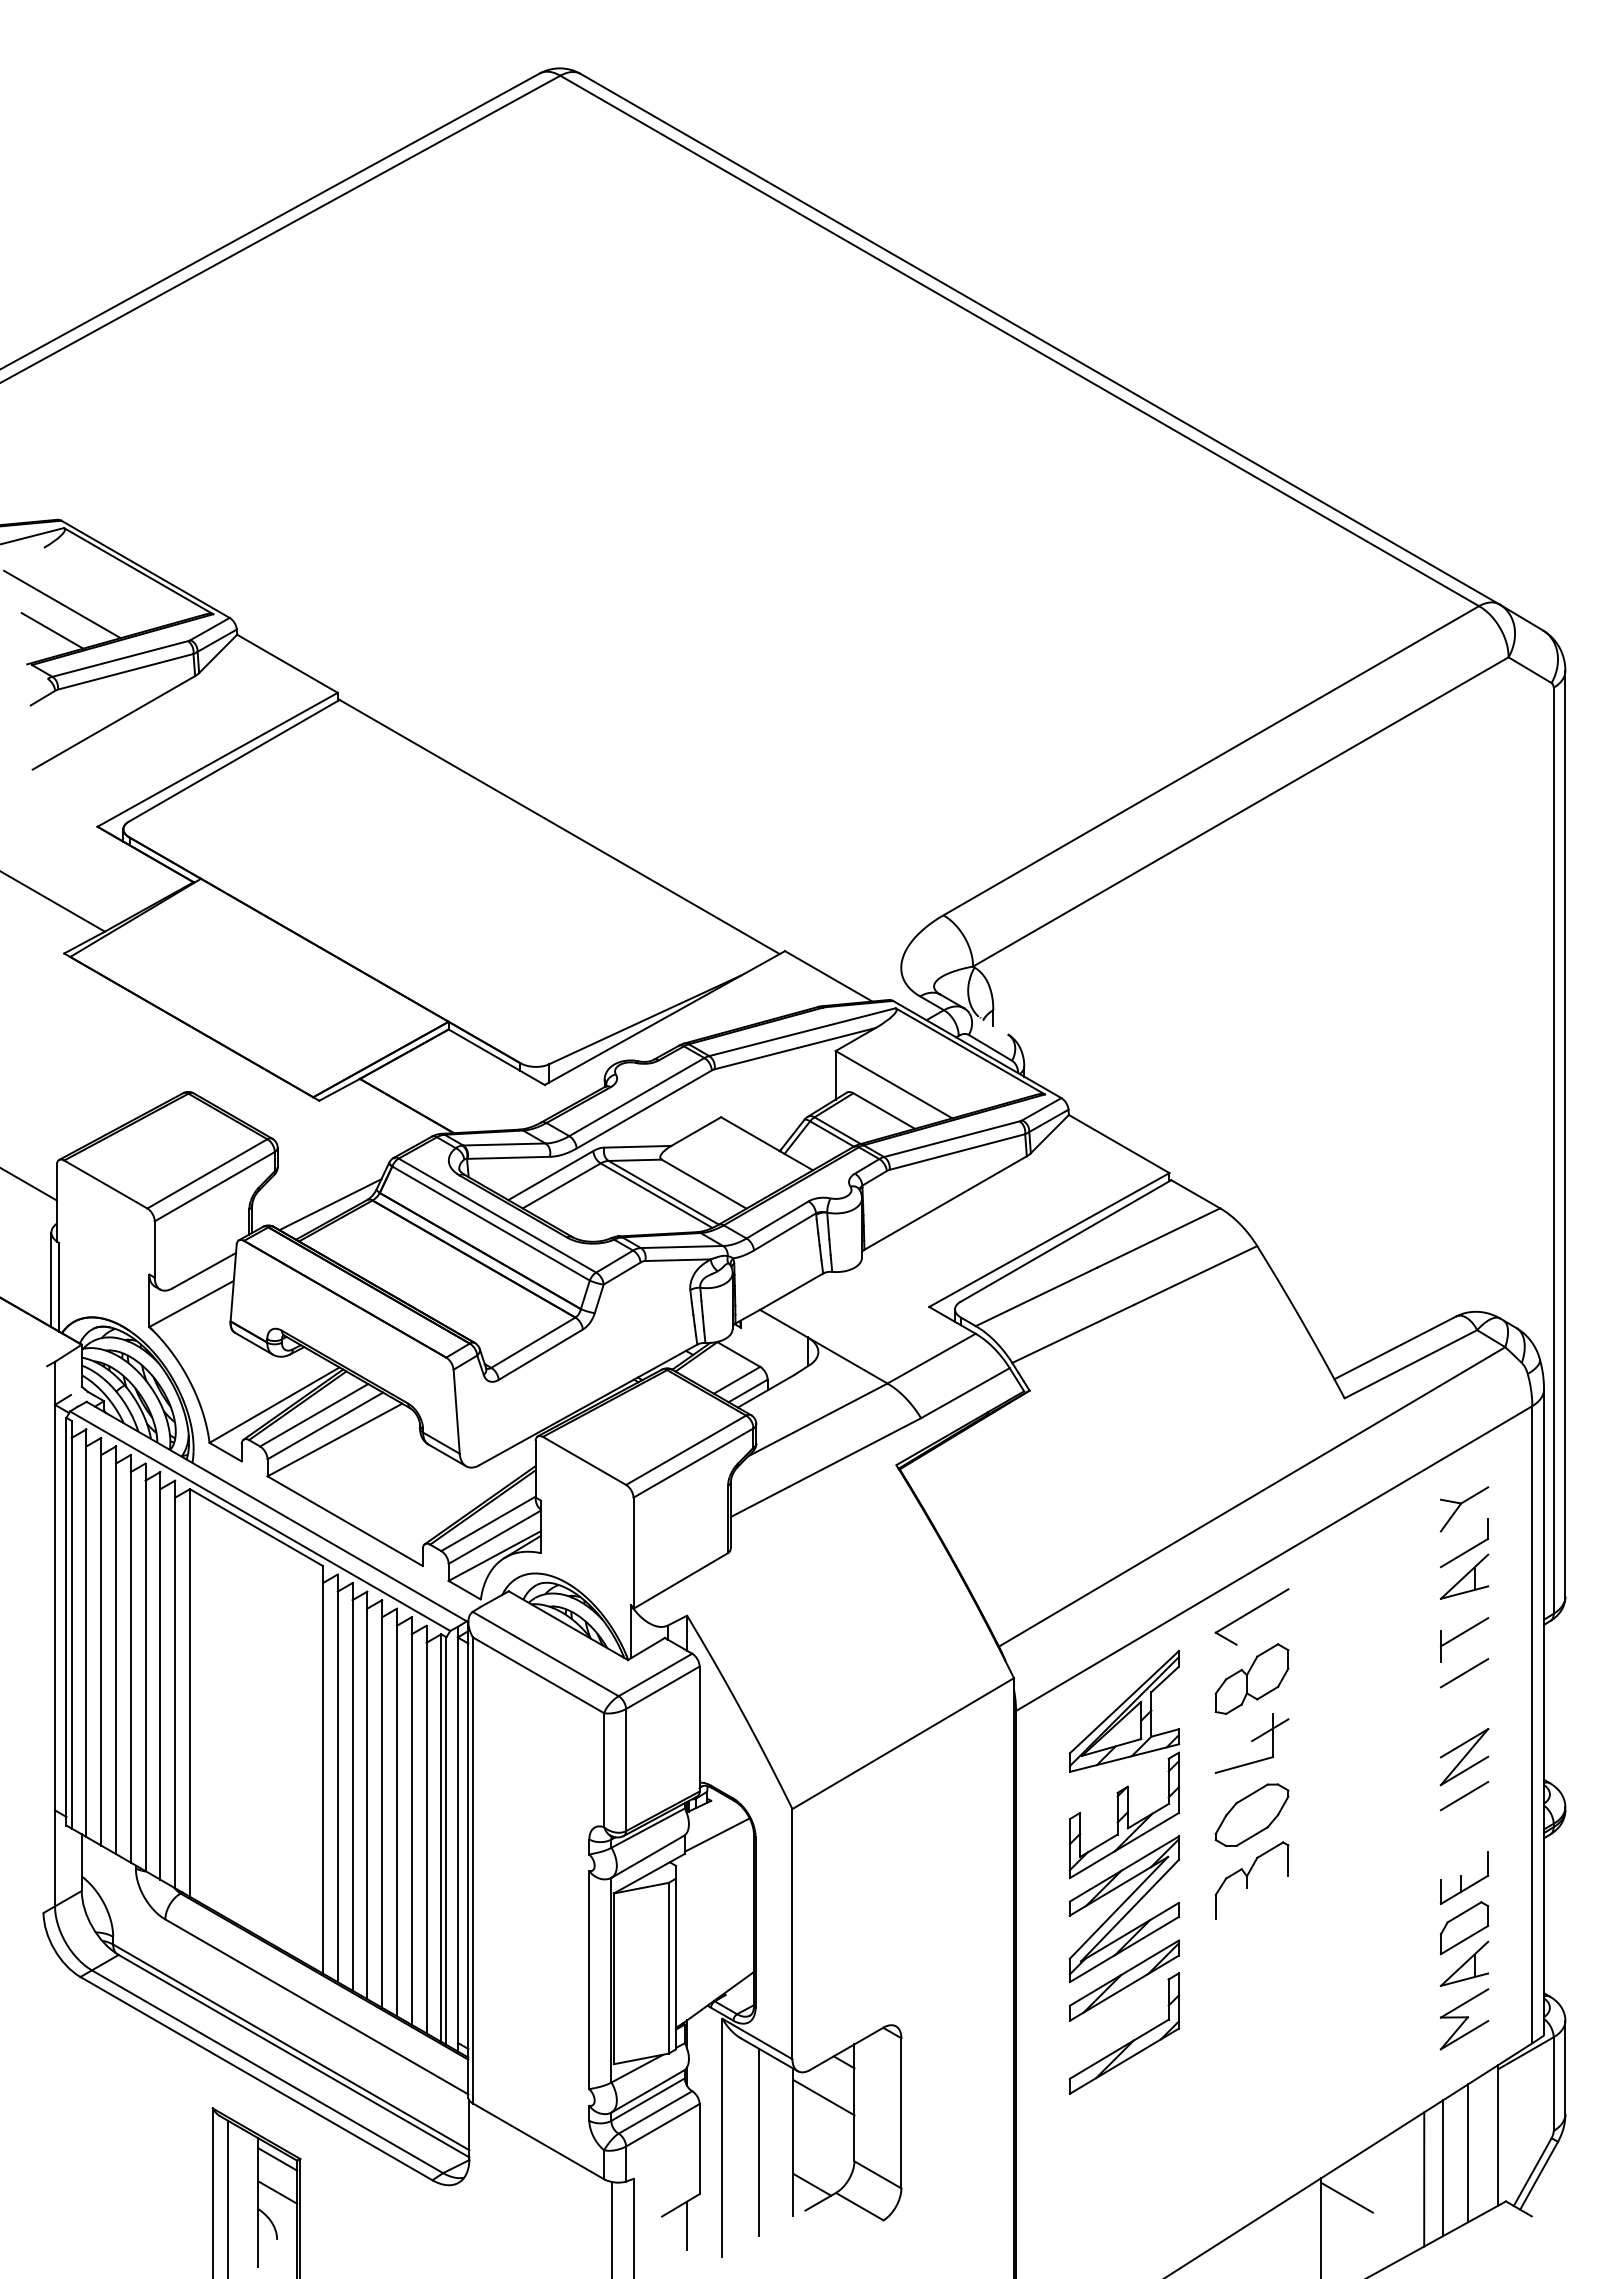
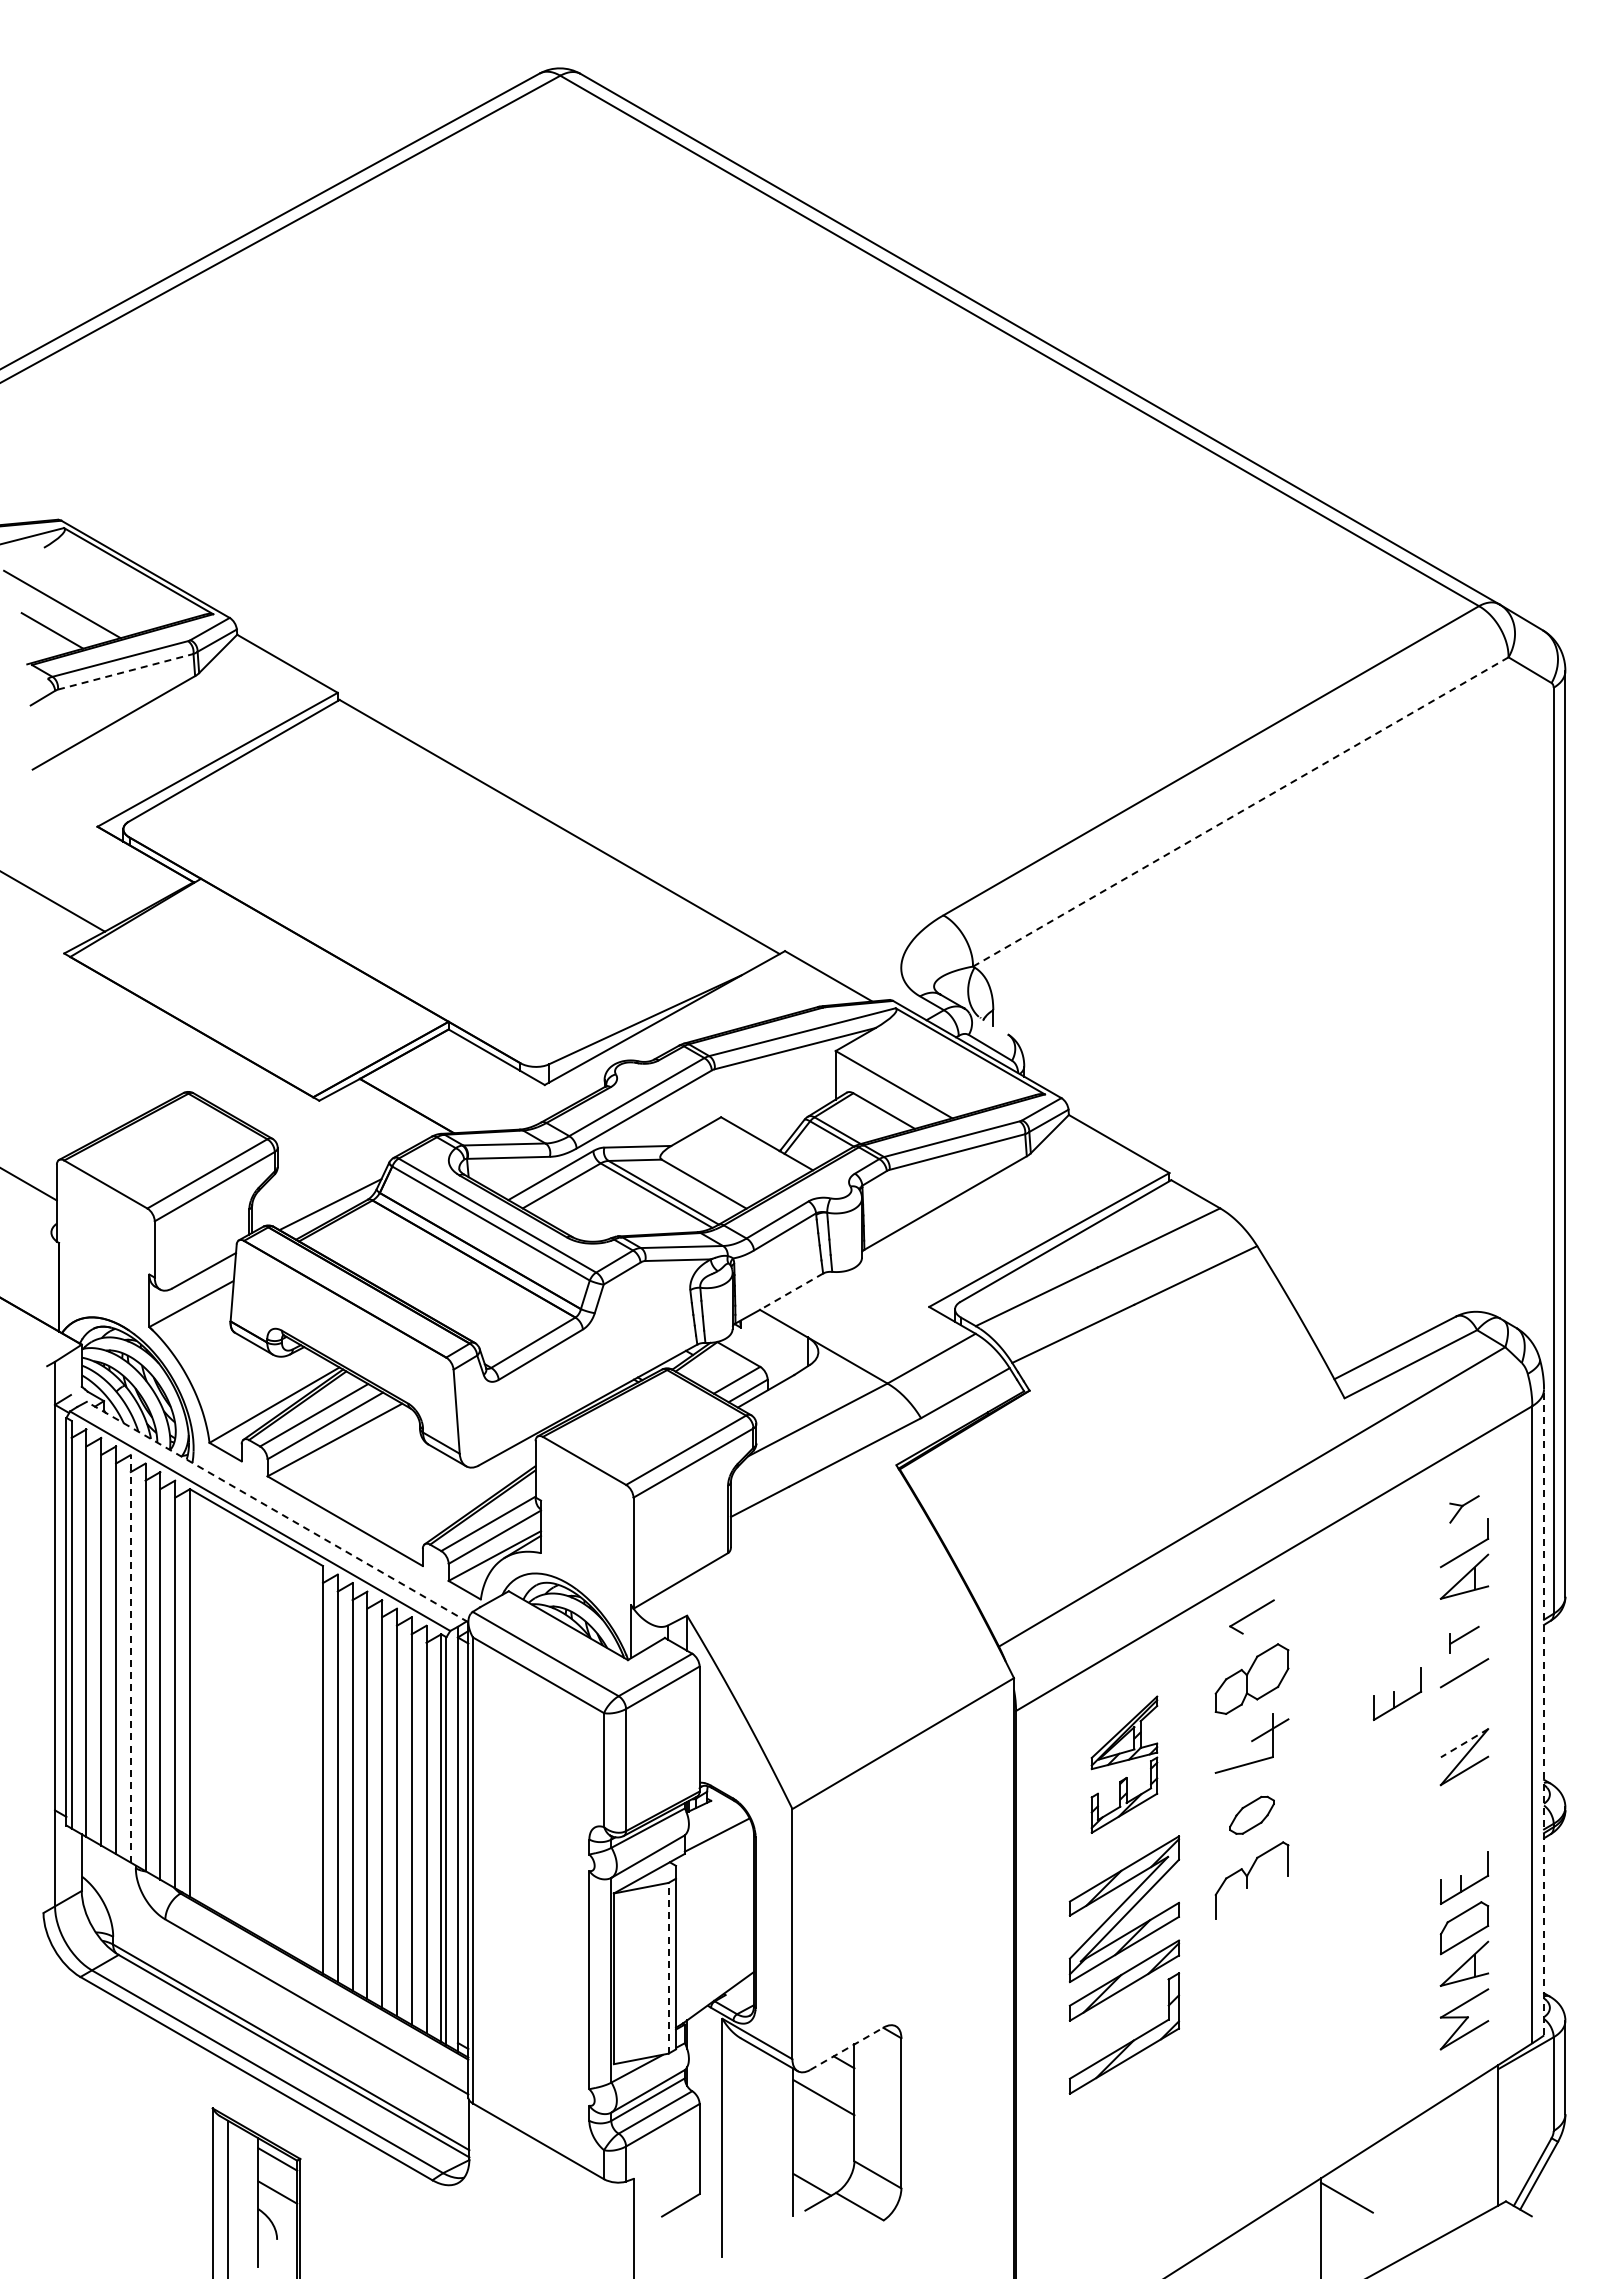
line: solid -> dashed (126, 671)
line: solid -> dashed (1240, 812)
line: present -> none (51, 1279)
line: solid -> dashed (791, 1291)
part size: 51x47 px -> 31x29 px (1464, 1509)
line: solid -> dashed (277, 1511)
part size: 76x58 px -> 46x36 px (1251, 1616)
part size: 51x46 px -> 31x29 px (1464, 1639)
line: solid -> dashed (130, 1658)
part: none -> present (1397, 1693)
line: solid -> dashed (1544, 1712)
line: solid -> dashed (1464, 1743)
part size: 113x230 px -> 69x139 px (1124, 1764)
line: present -> none (1464, 1795)
part size: 76x65 px -> 46x40 px (1251, 1814)
line: solid -> dashed (668, 1967)
line: solid -> dashed (847, 2048)
line: present -> none (759, 2142)
line: present -> none (1468, 2153)
line: present -> none (1443, 2168)
line: present -> none (1424, 2179)
line: present -> none (687, 2225)
line: present -> none (611, 2228)
